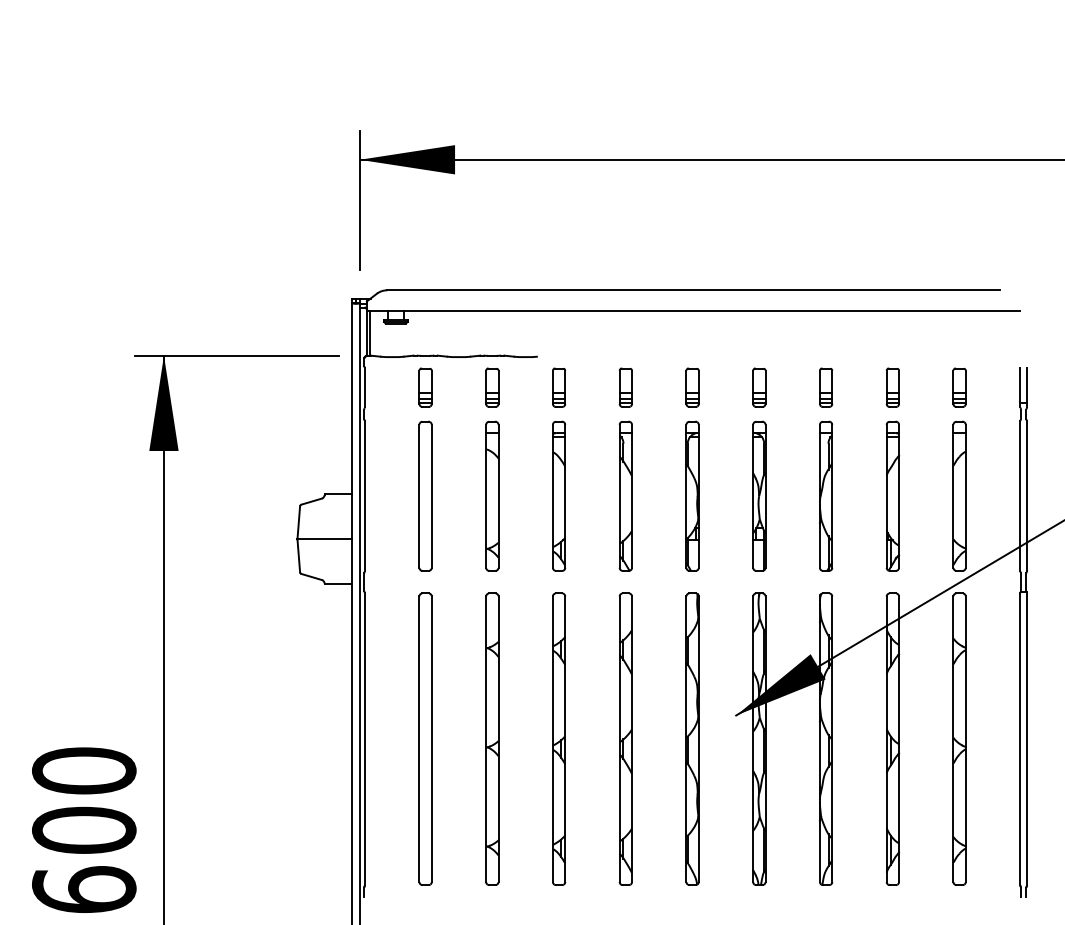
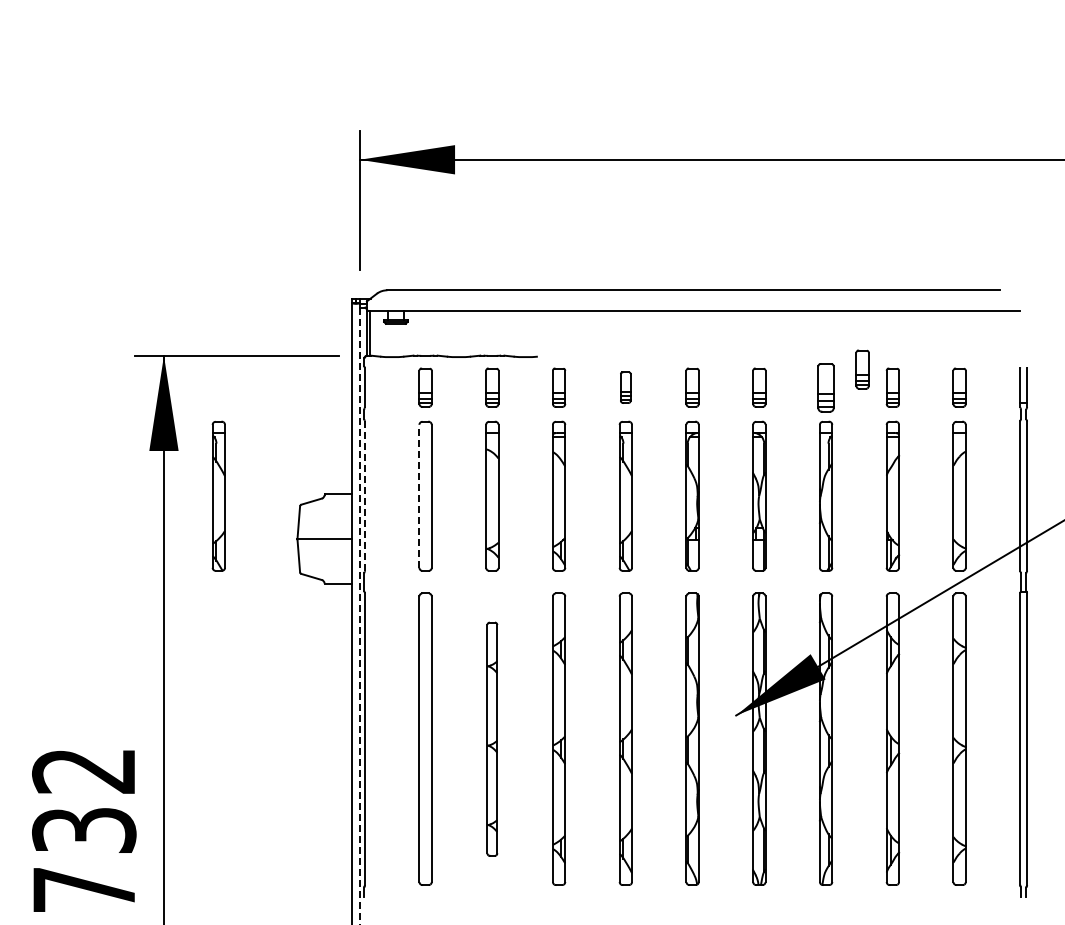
part: none -> present (862, 369)
part size: 15x41 px -> 12x33 px (625, 387)
part size: 15x41 px -> 18x50 px (825, 387)
part: none -> present (218, 495)
line: solid -> dashed (365, 496)
line: solid -> dashed (419, 496)
line: solid -> dashed (359, 616)
part size: 15x294 px -> 13x236 px (492, 738)
text: 600 -> 732 (84, 829)
